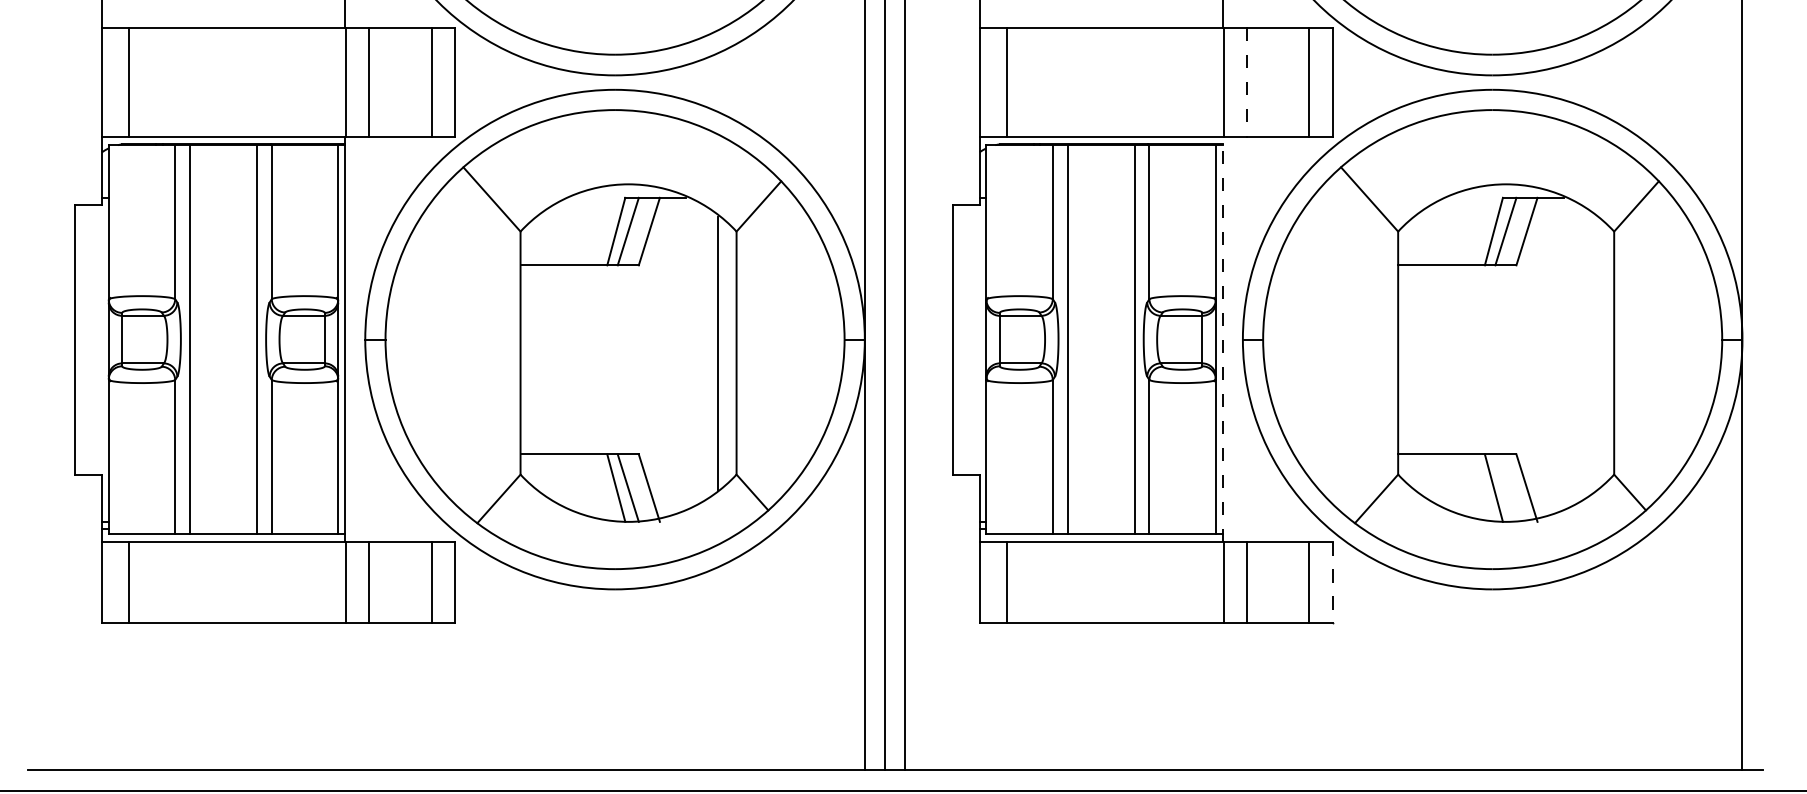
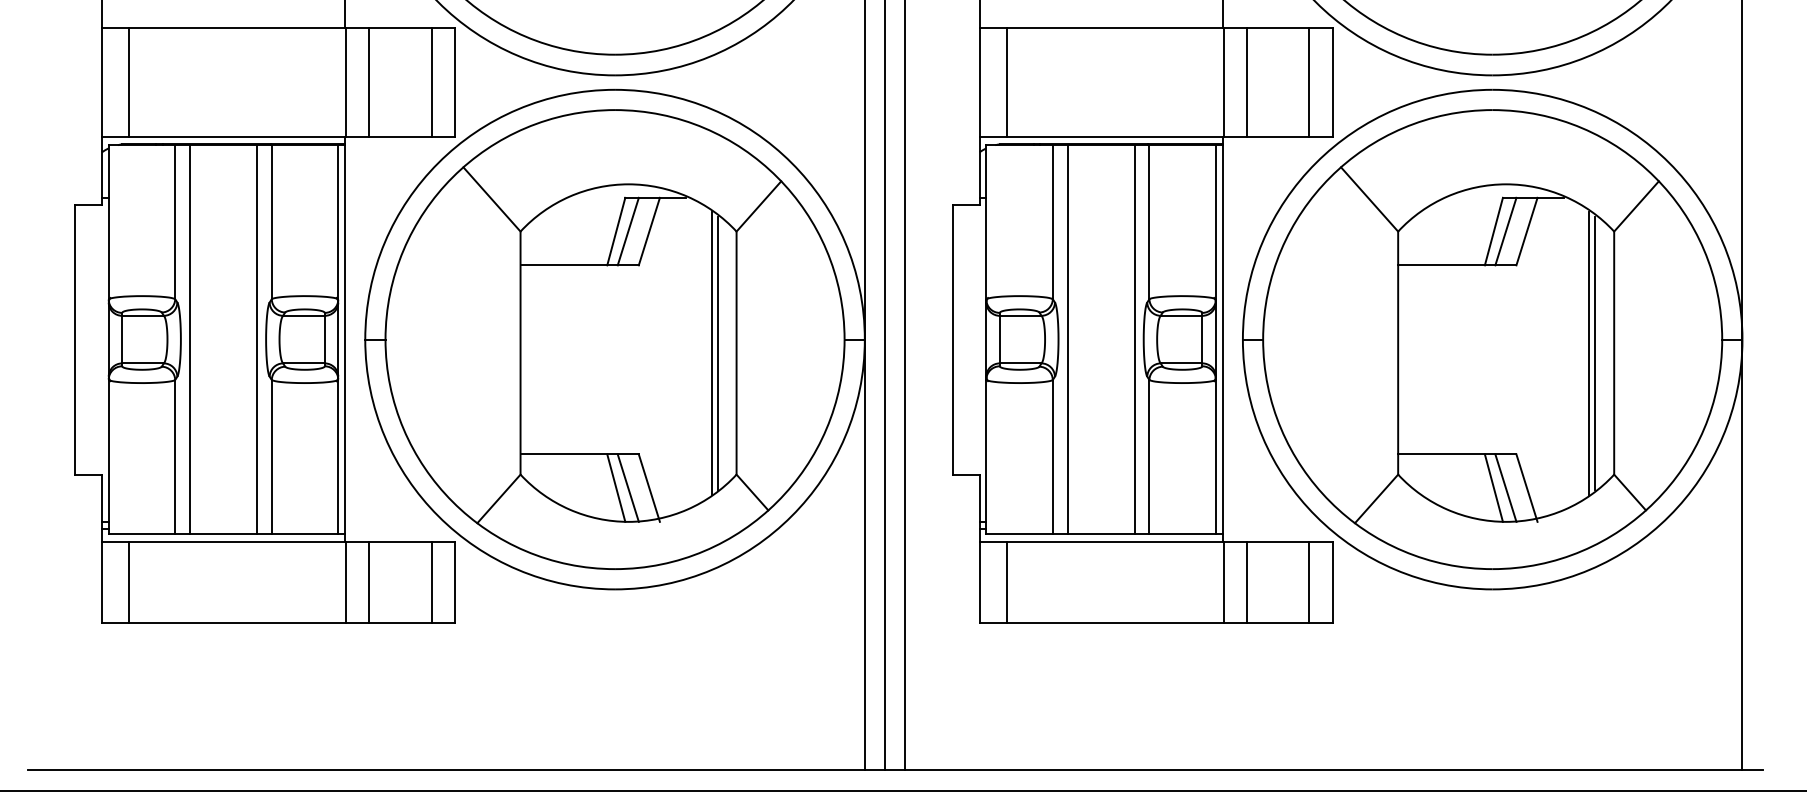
line: dashed -> solid (1246, 82)
line: dashed -> solid (1222, 339)
line: none -> present (1595, 352)
line: none -> present (711, 353)
line: none -> present (1589, 353)
line: none -> present (1505, 487)
line: dashed -> solid (1332, 582)
